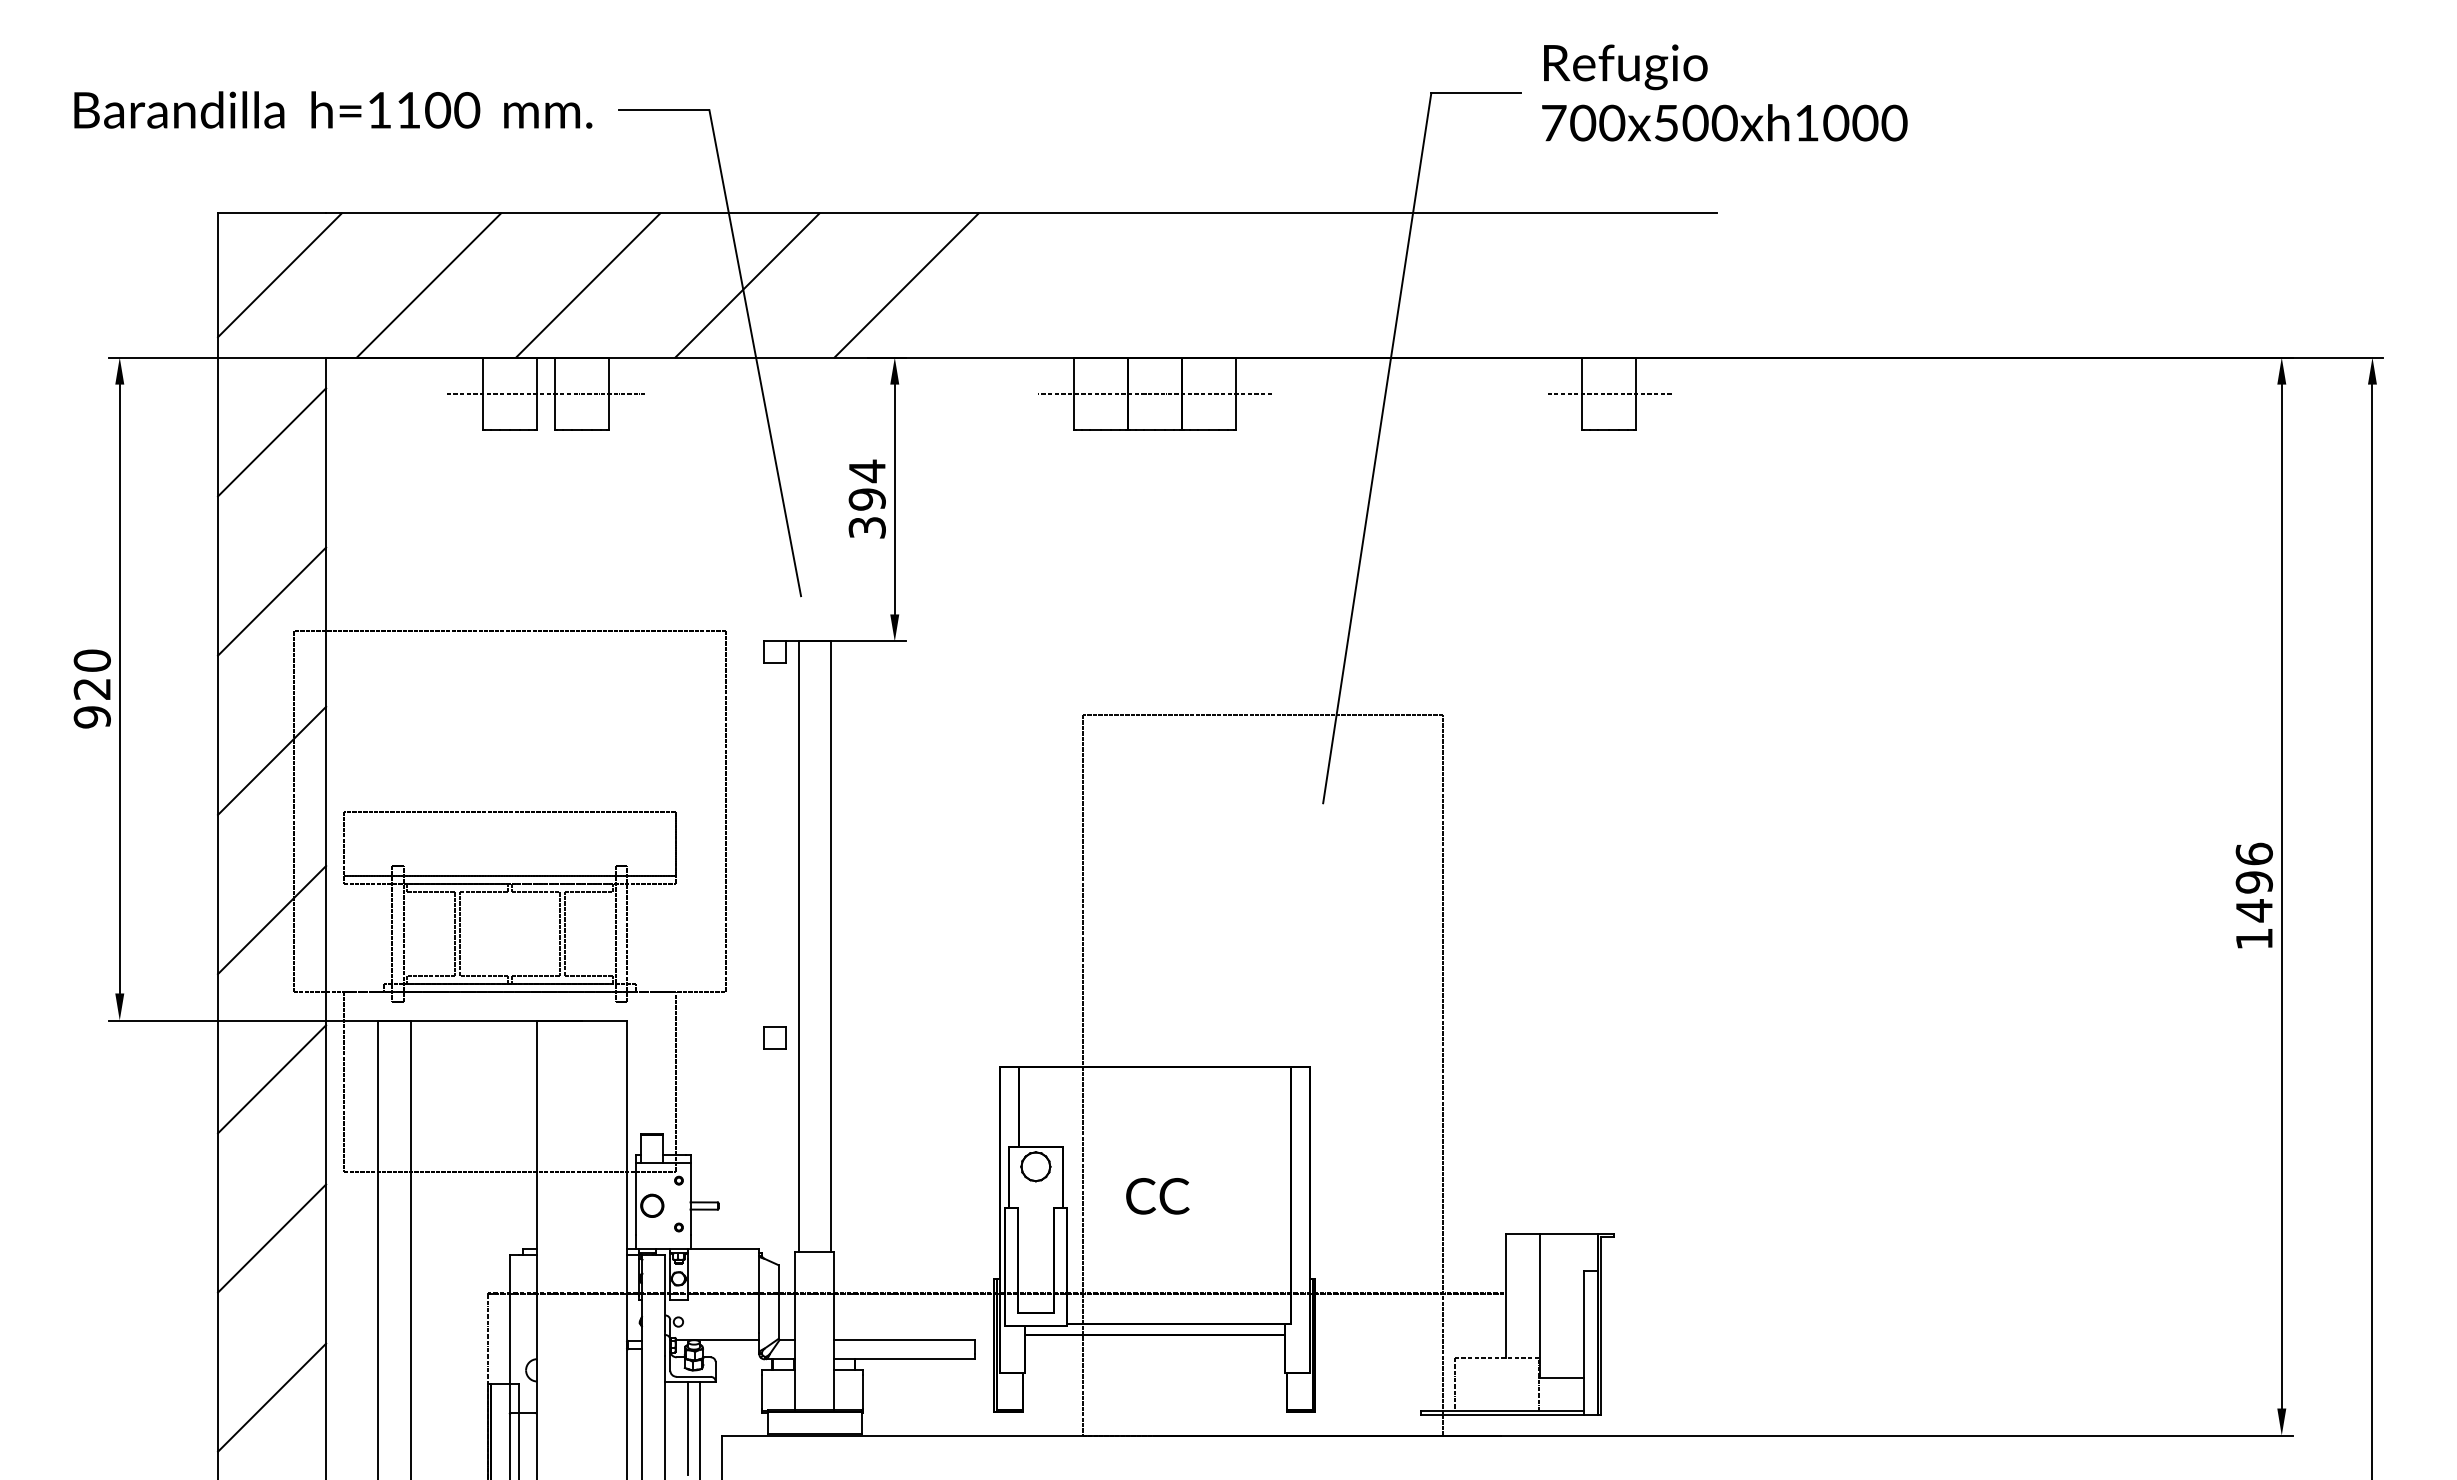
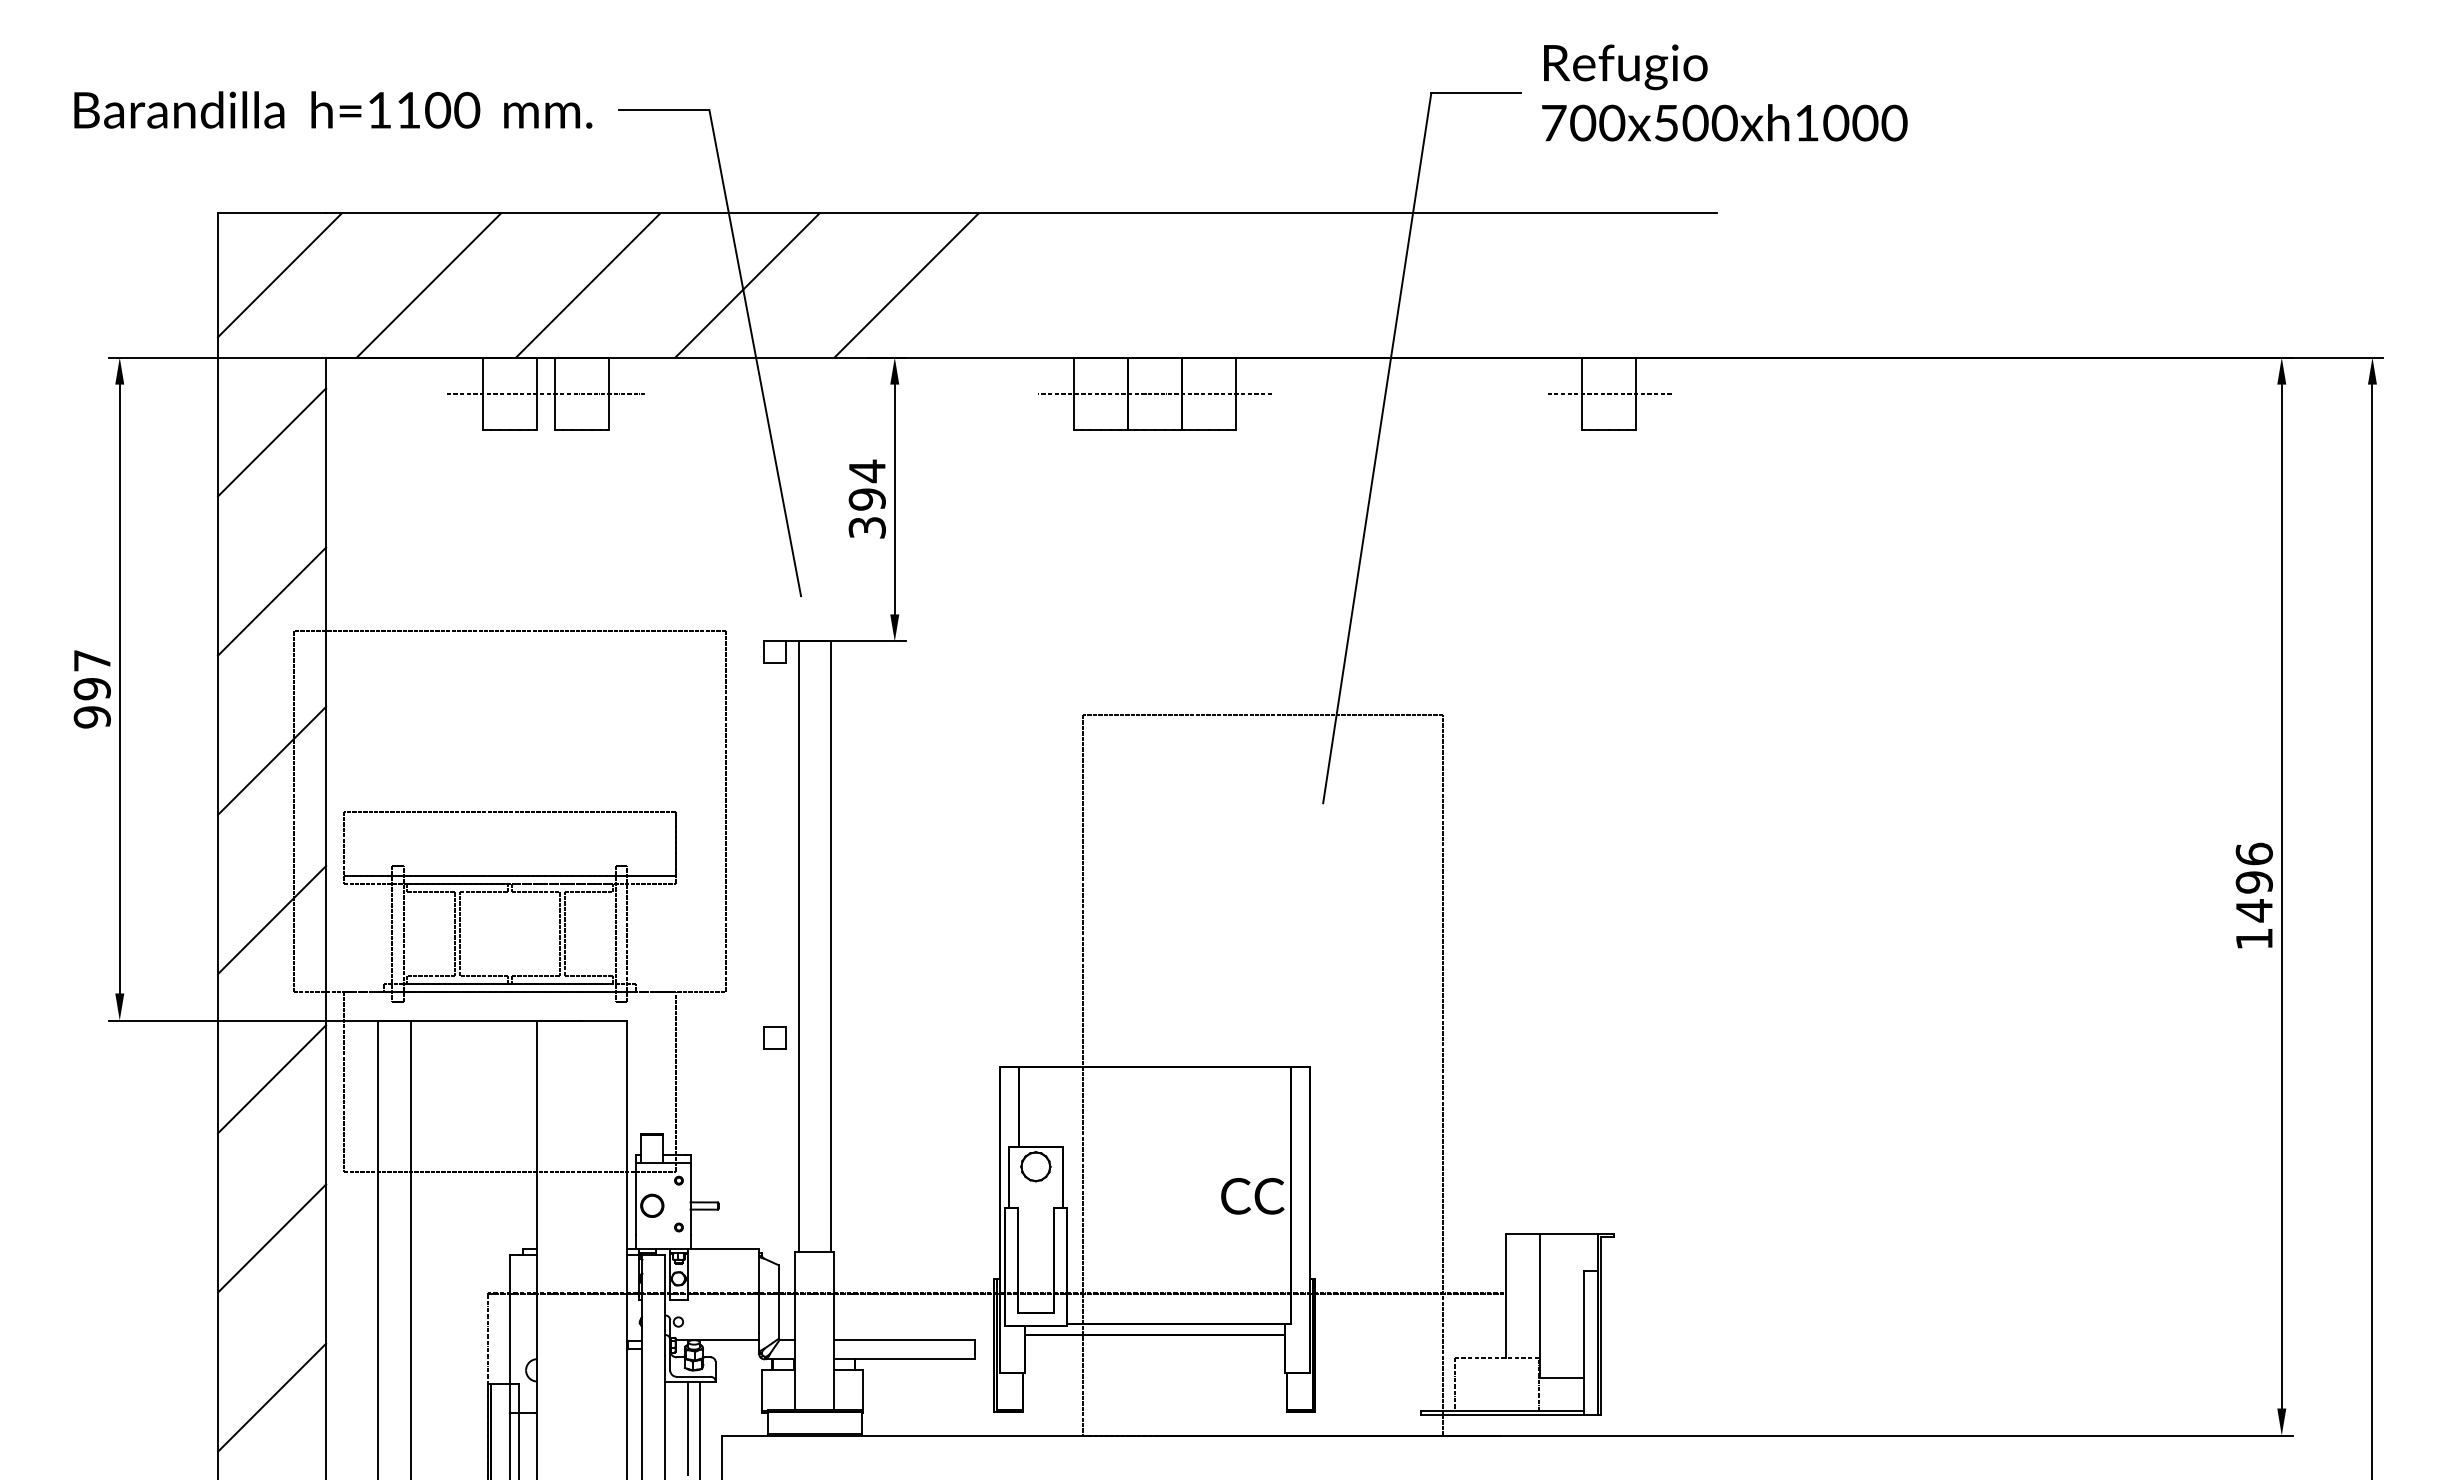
text: 920 -> 997 (91, 674)
text position: (1157, 1196) -> (1252, 1196) (1252, 1196)
